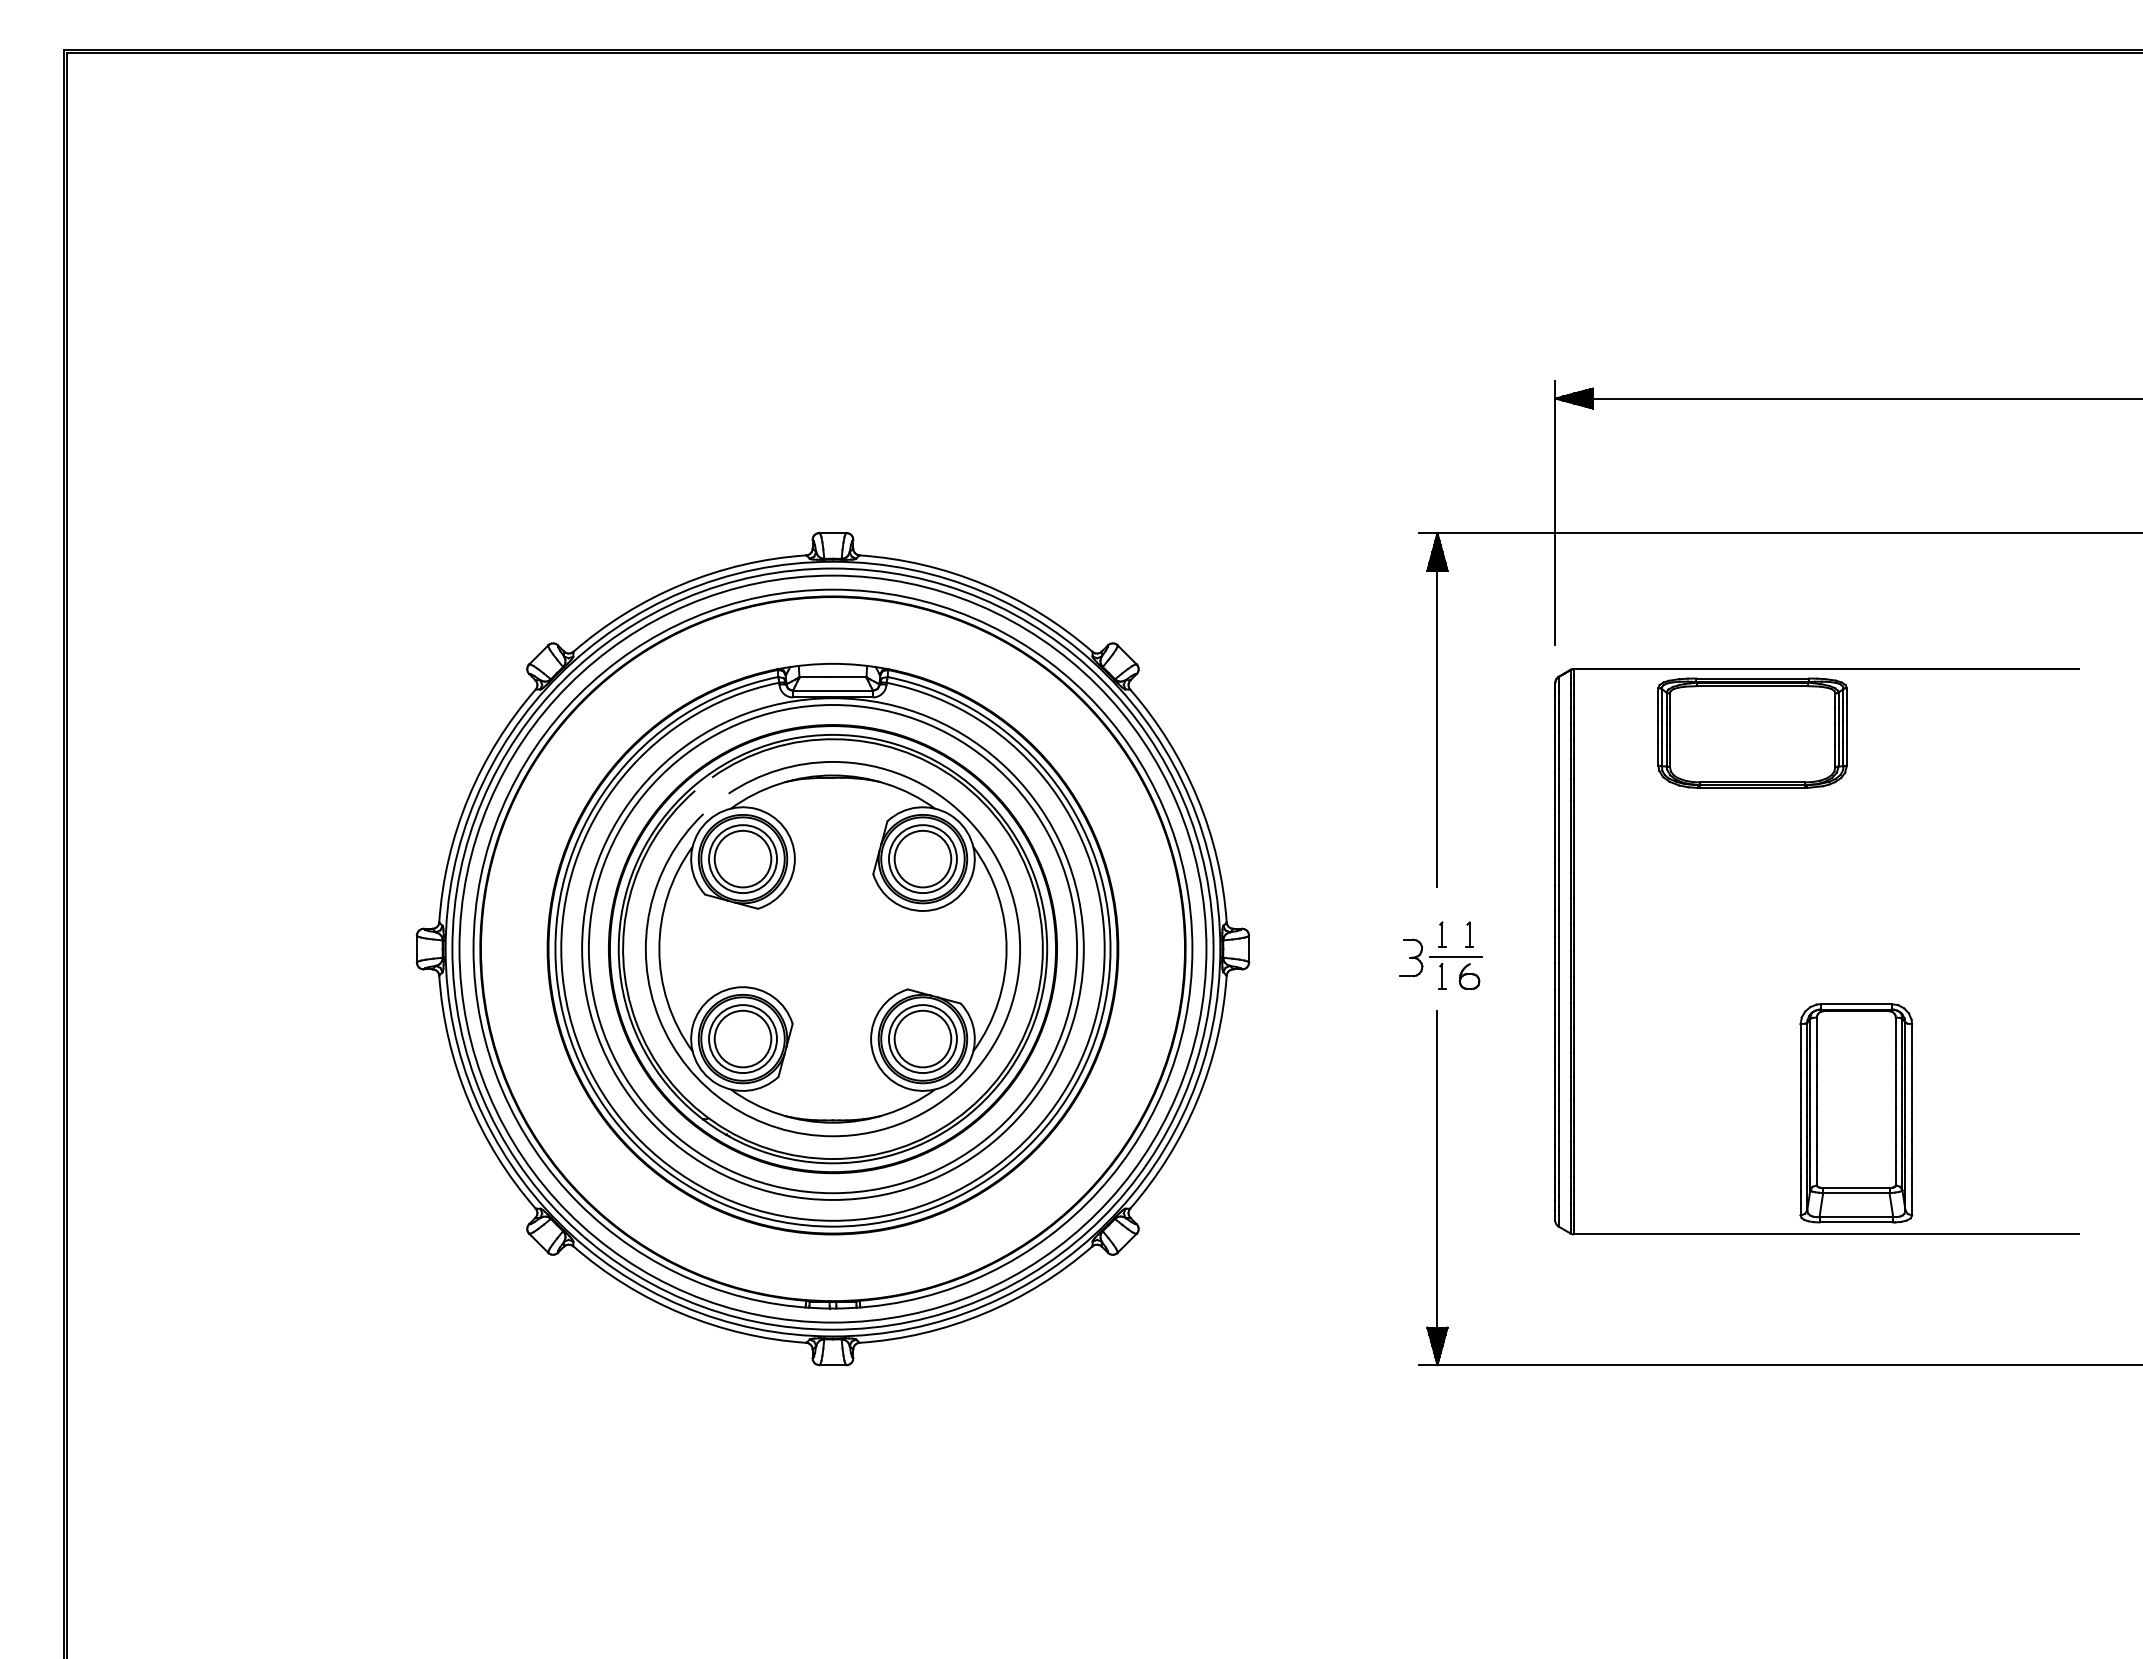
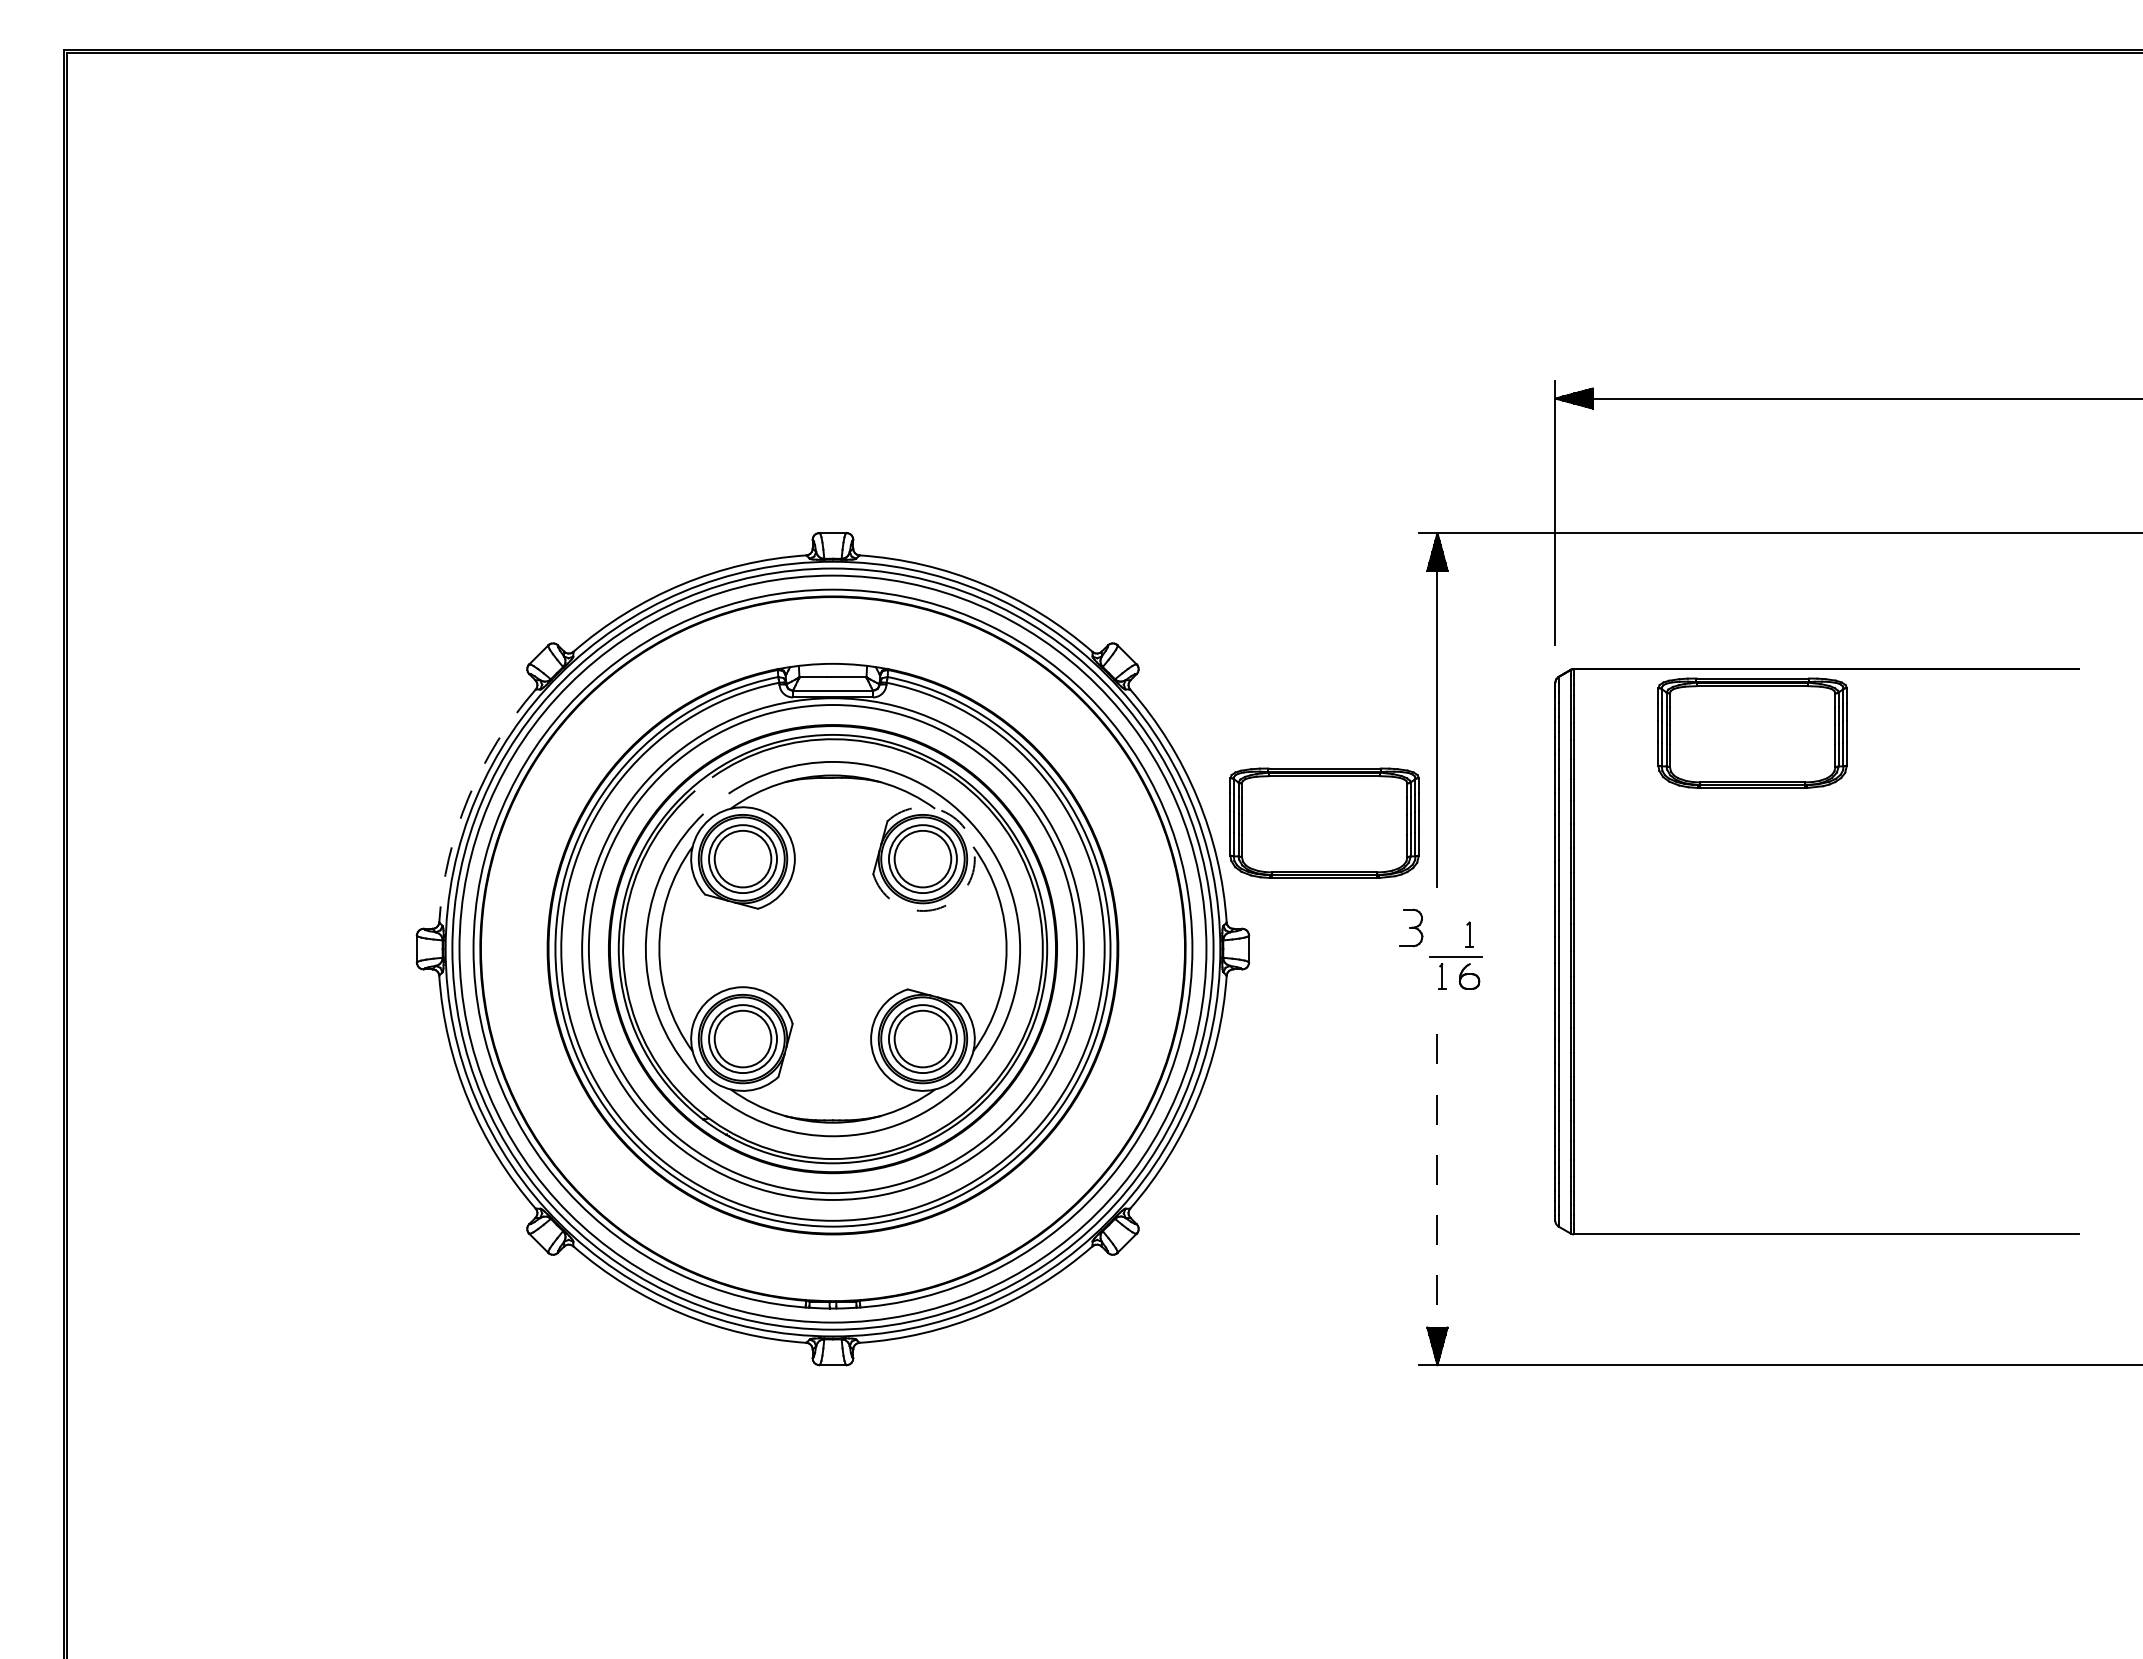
arc: solid -> dashed (468, 798)
part: none -> present (1324, 822)
arc: solid -> dashed (973, 872)
part: present -> none (1442, 934)
part position: (1411, 957) -> (1411, 927) (1411, 927)
part: present -> none (1856, 1113)
line: solid -> dashed (1437, 1187)
